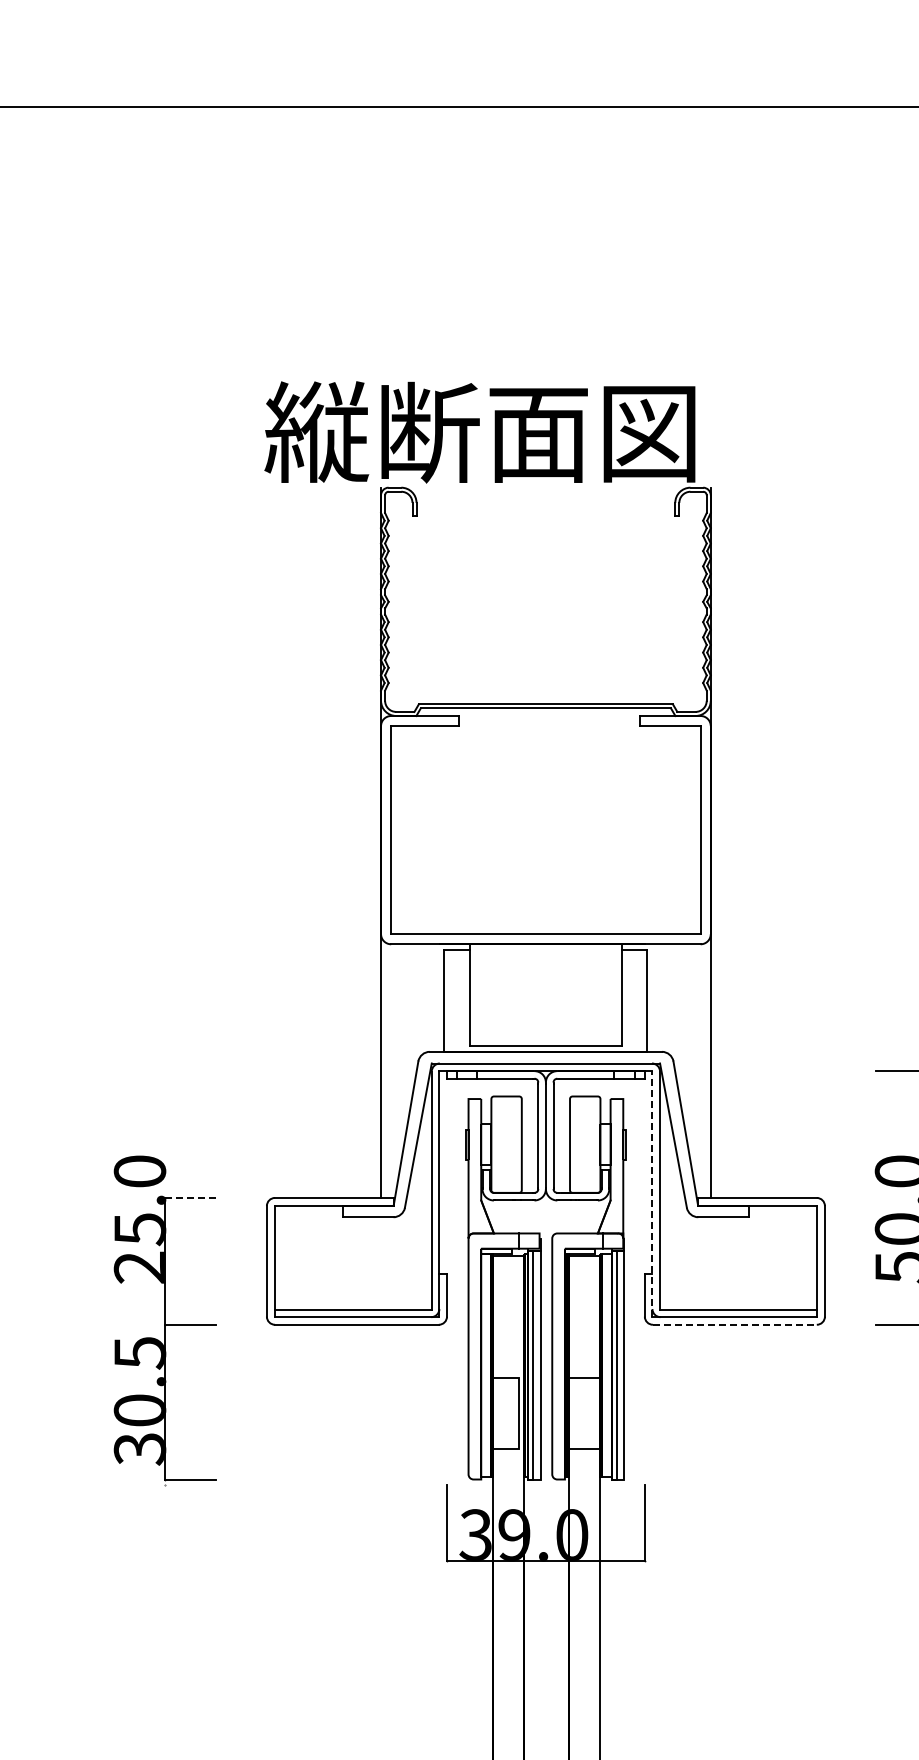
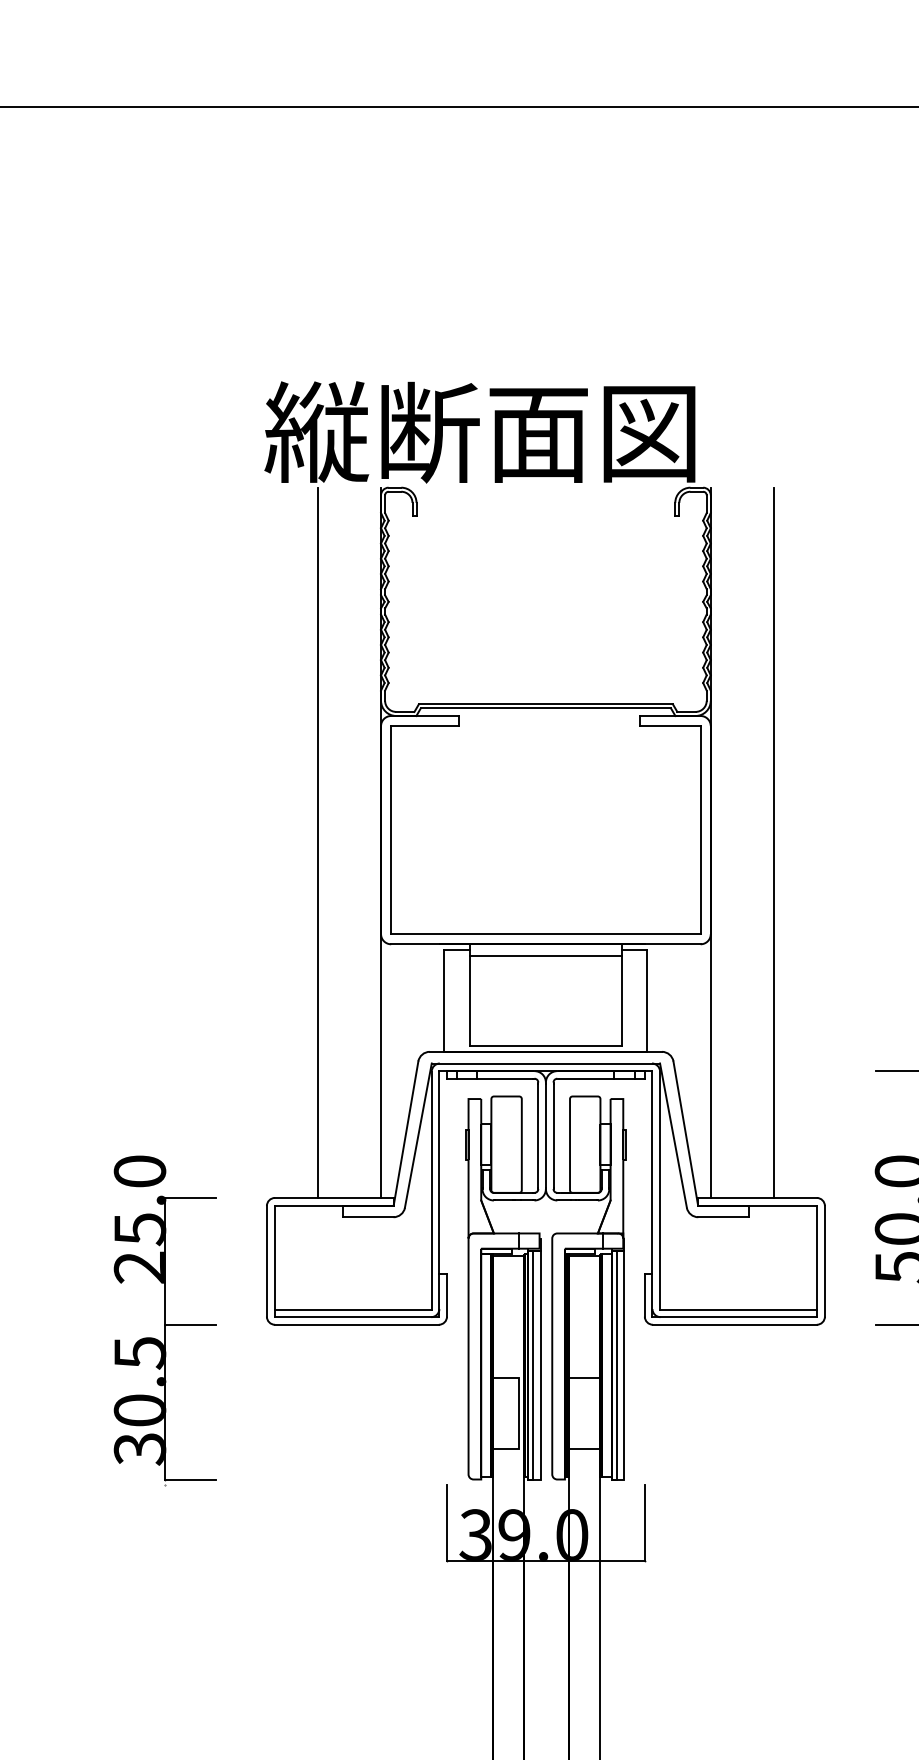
line: none -> present (317, 842)
line: none -> present (774, 842)
line: none -> present (545, 955)
line: dashed -> solid (652, 1193)
line: dashed -> solid (191, 1197)
line: dashed -> solid (734, 1324)
